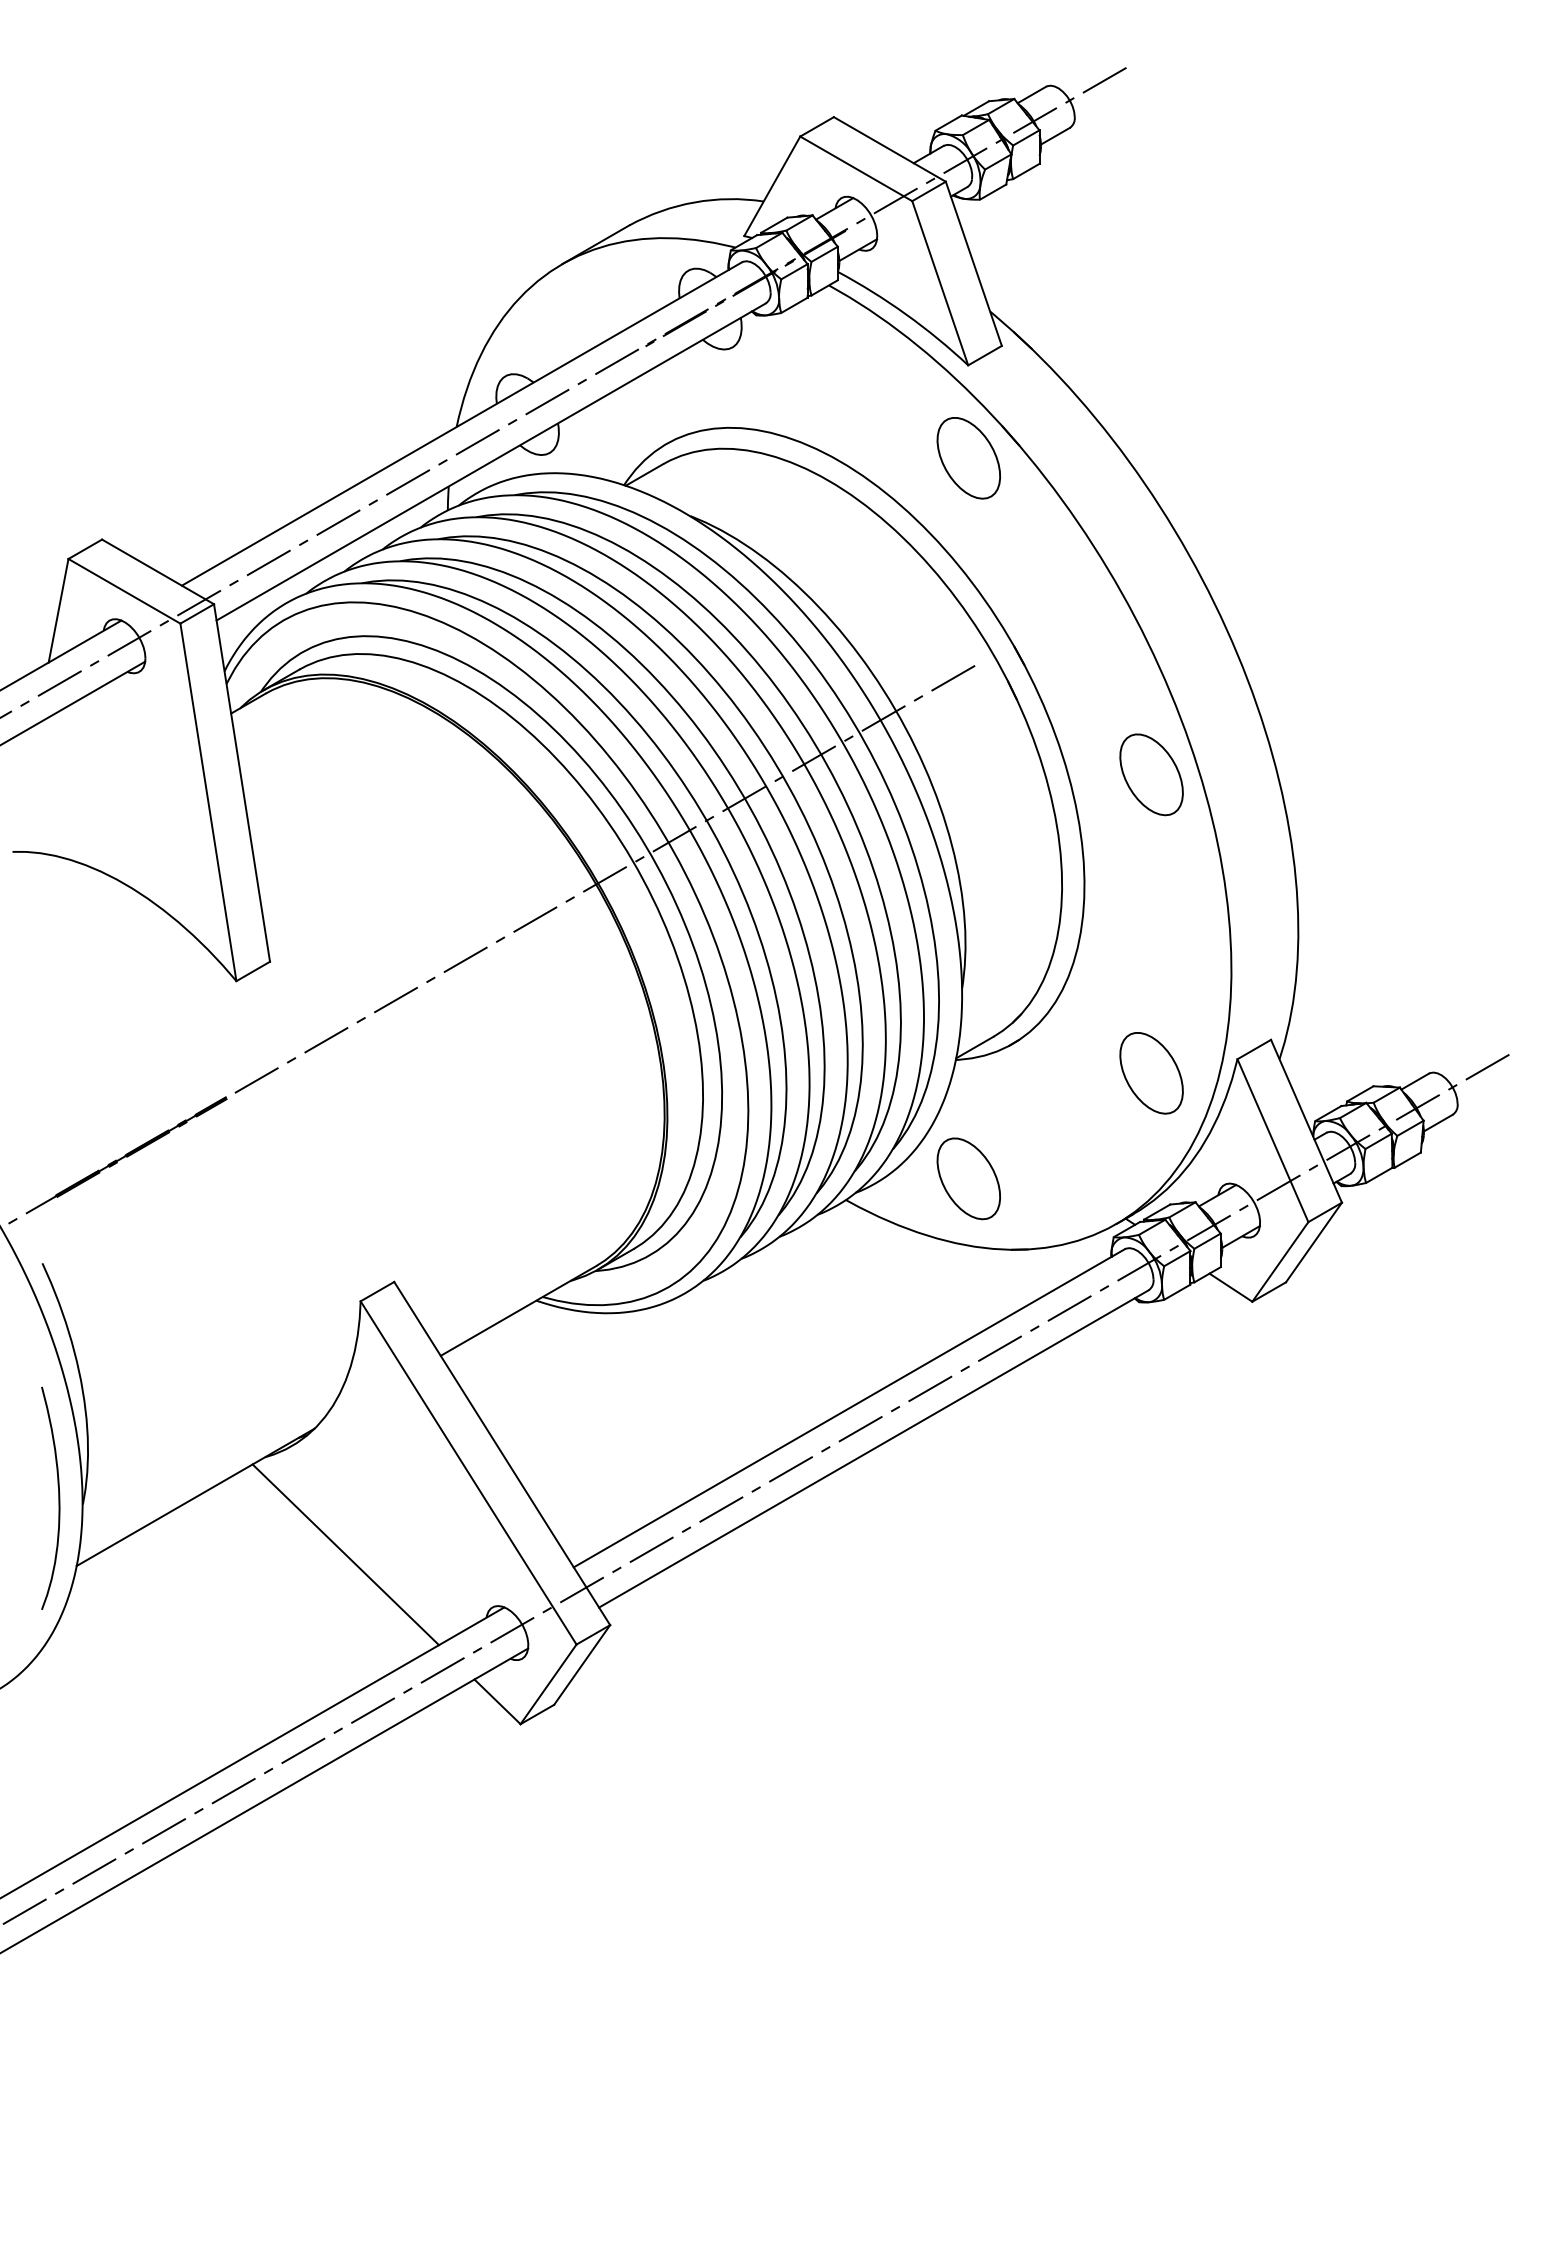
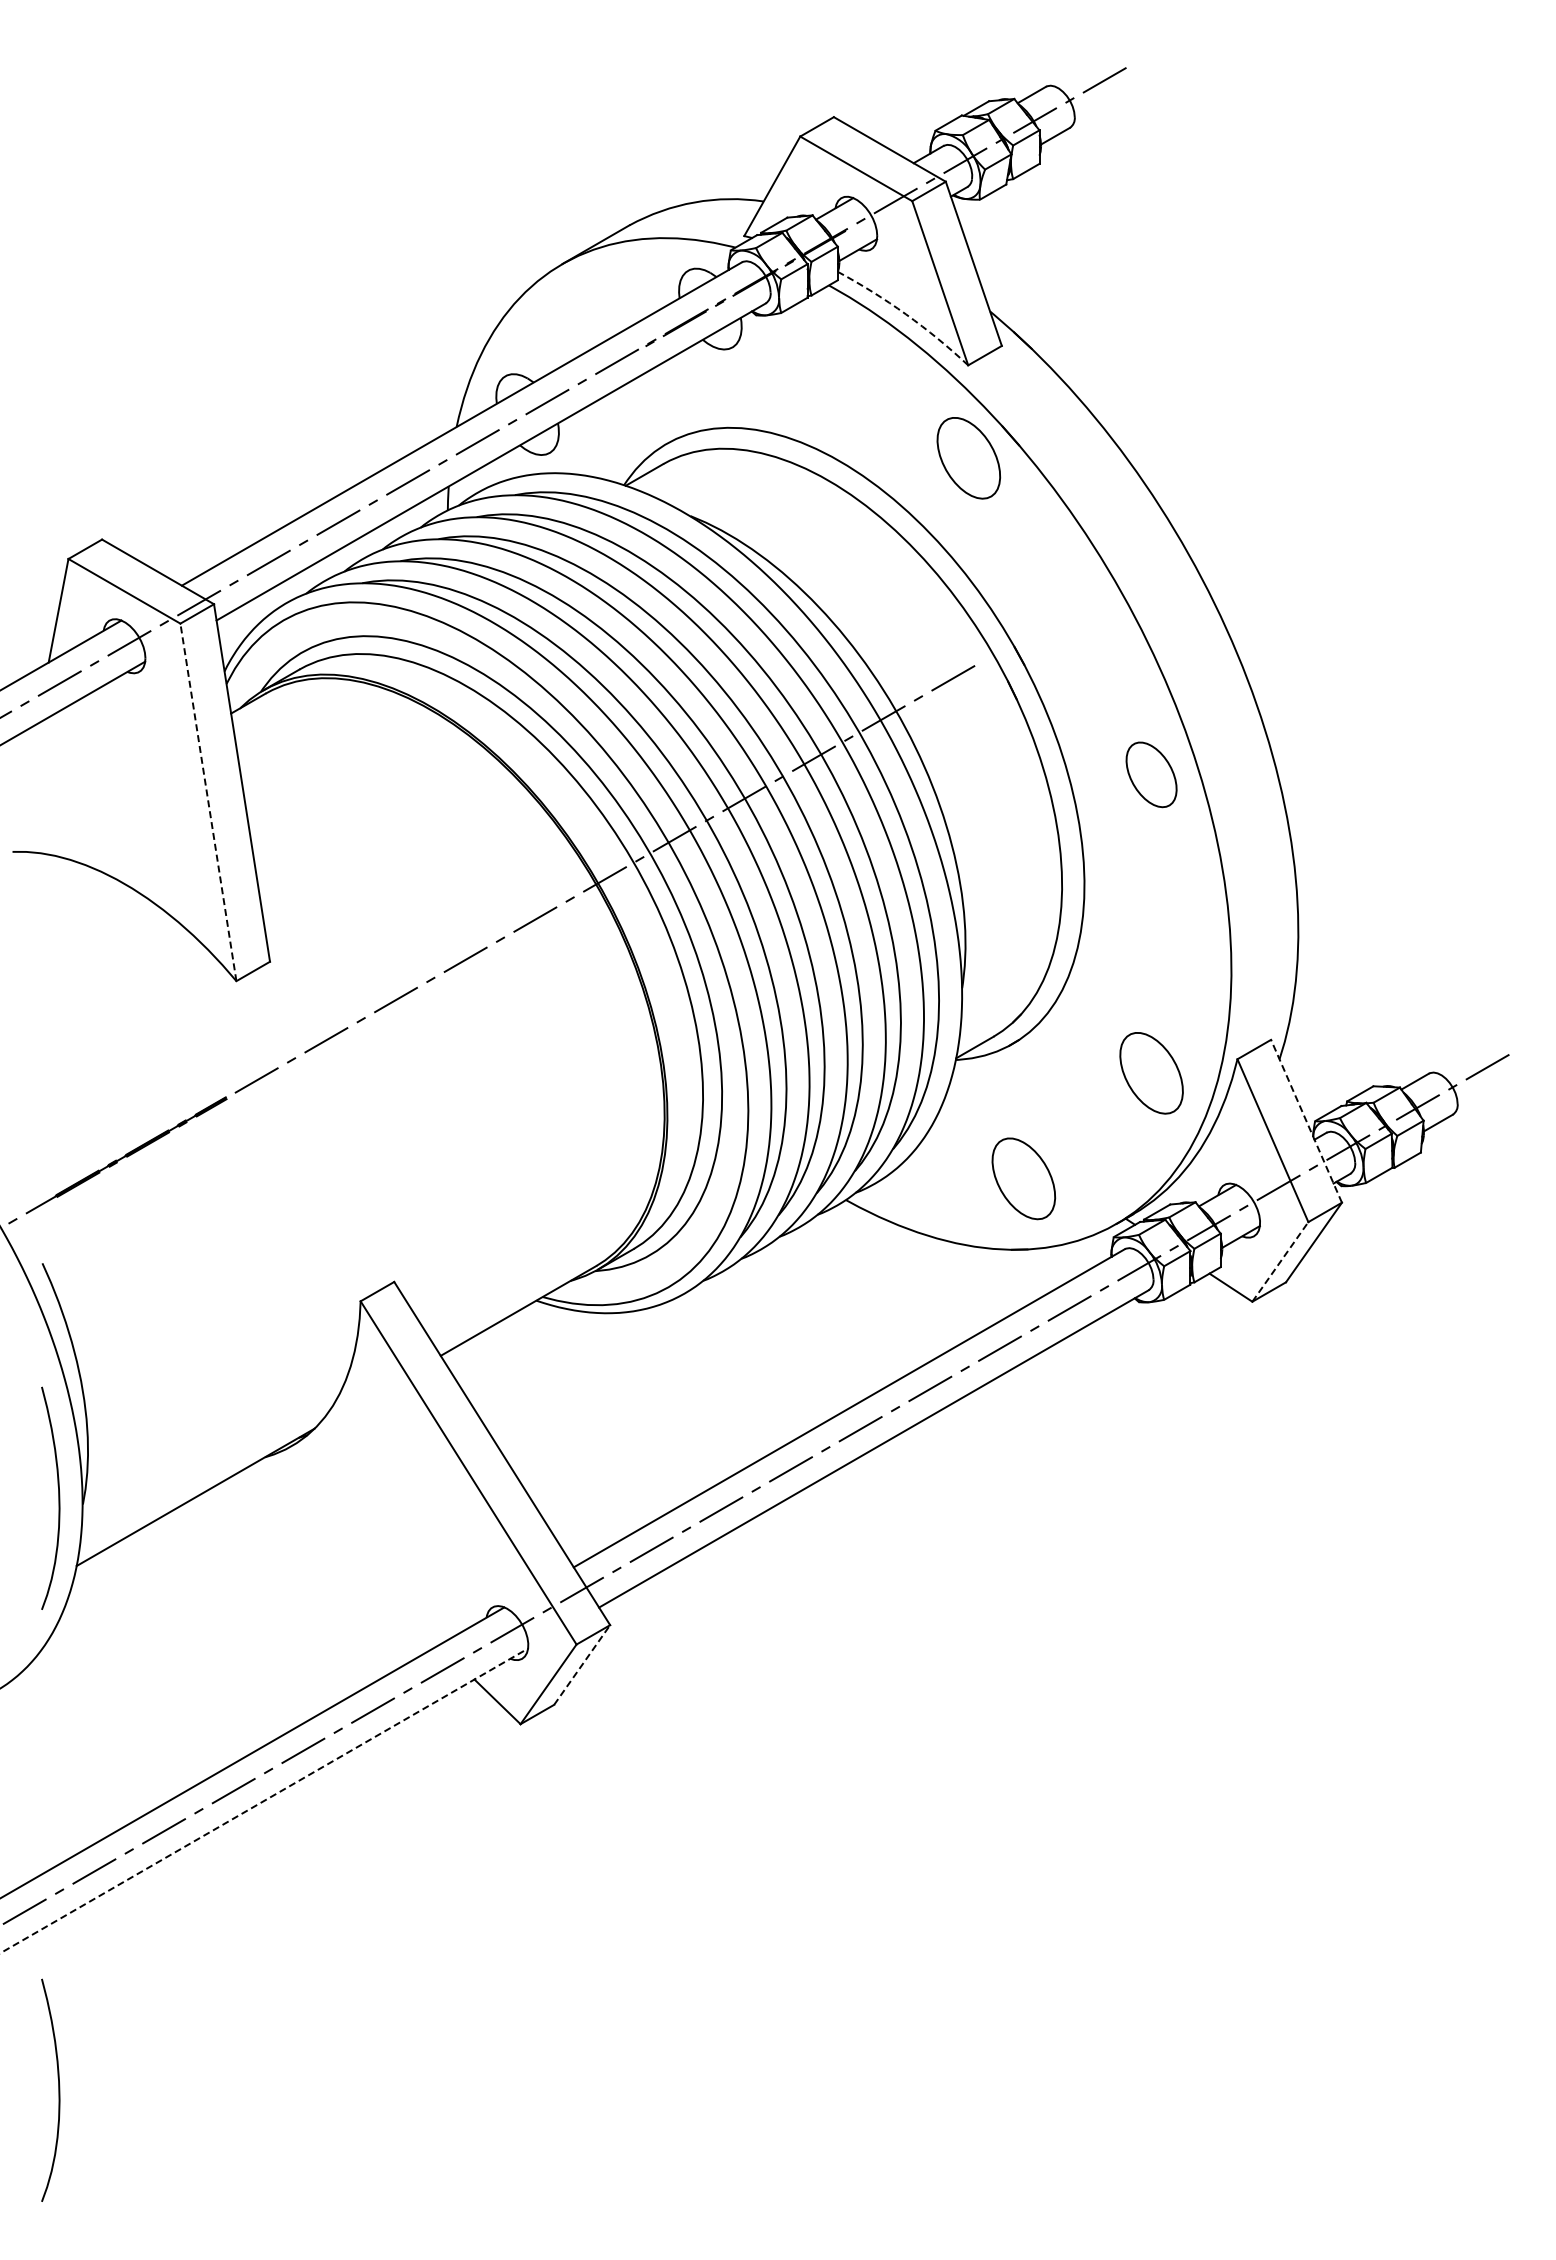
arc: solid -> dashed (906, 314)
part size: 65x84 px -> 53x68 px (1151, 774)
line: solid -> dashed (208, 802)
line: solid -> dashed (1306, 1121)
part position: (968, 1178) -> (1023, 1178) (1023, 1178)
line: solid -> dashed (1280, 1261)
line: present -> none (345, 1554)
line: solid -> dashed (582, 1665)
line: solid -> dashed (264, 1800)
curve: none -> present (58, 2089)
